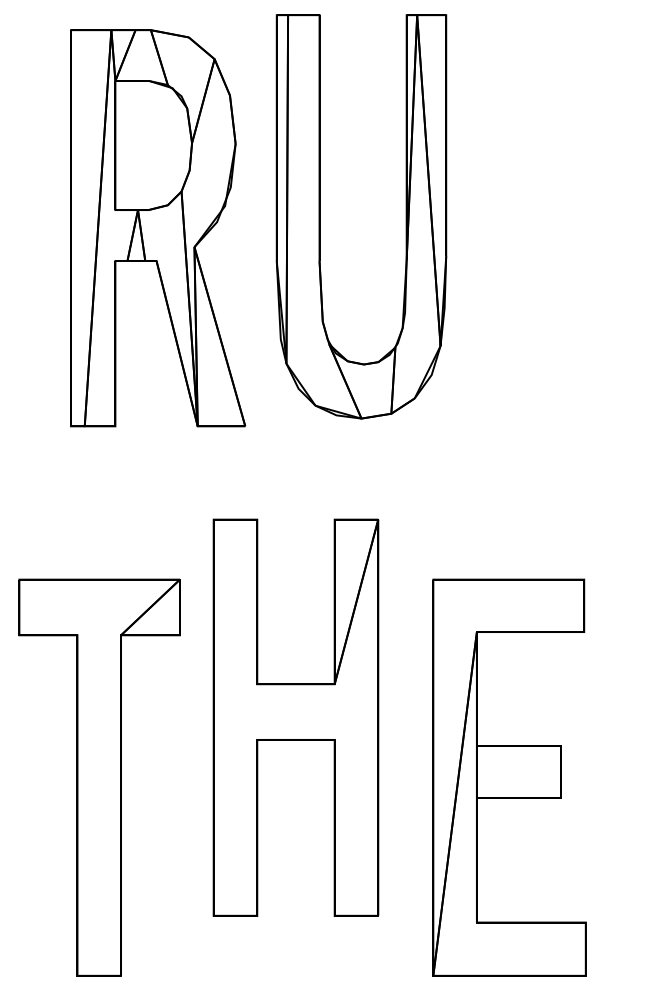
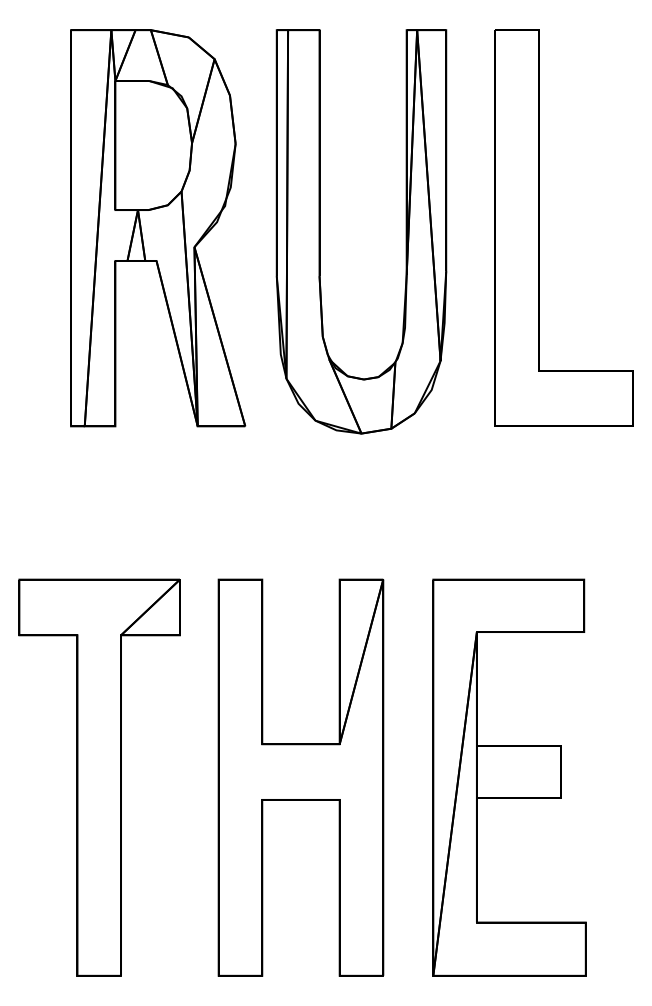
part position: (320, 216) -> (320, 231) (320, 231)
part: none -> present (539, 227)
part position: (295, 717) -> (300, 777) (300, 777)
